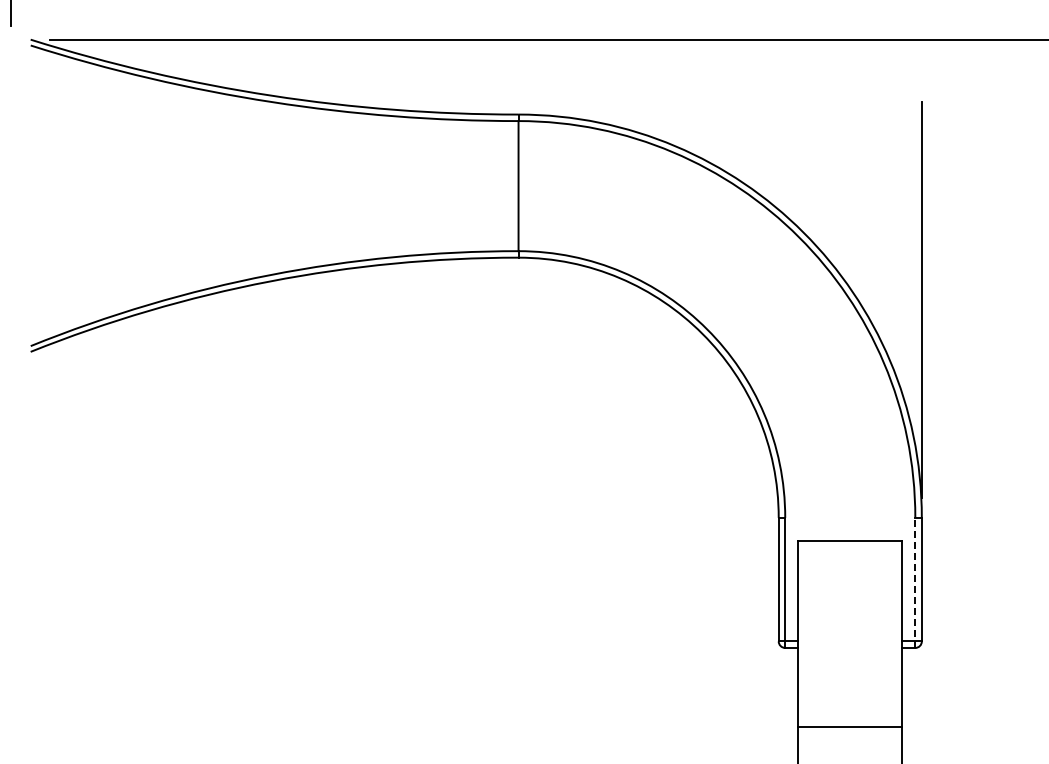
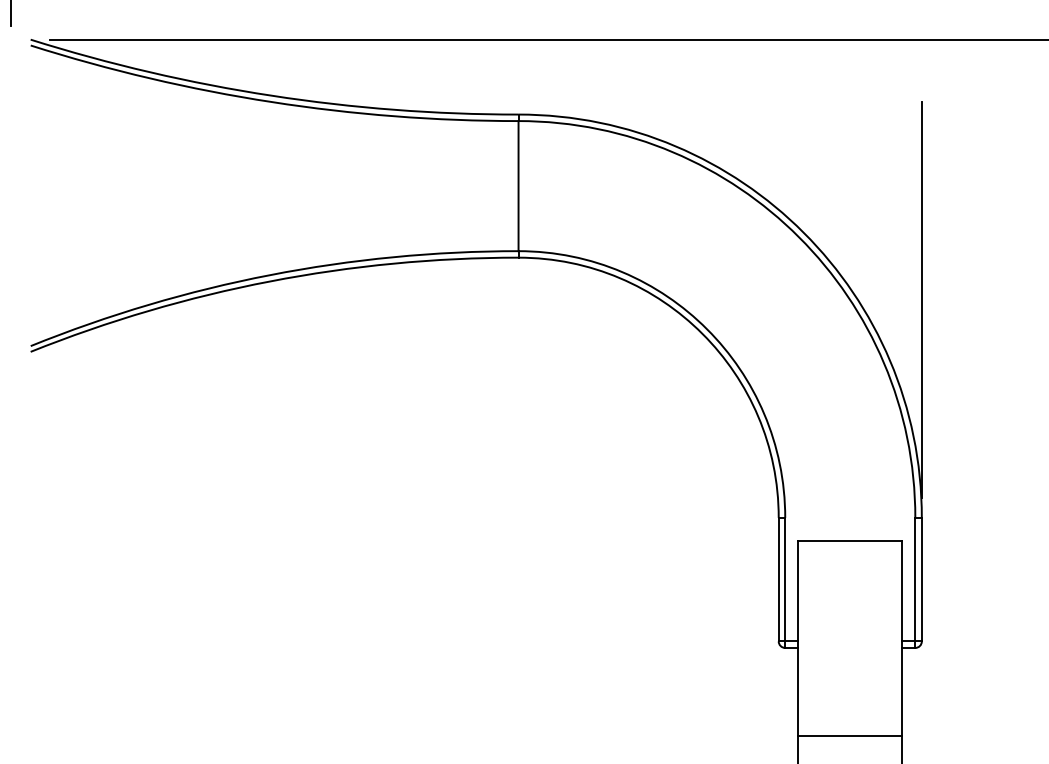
line: dashed -> solid (915, 582)
line position: (850, 726) -> (850, 735) (850, 735)
